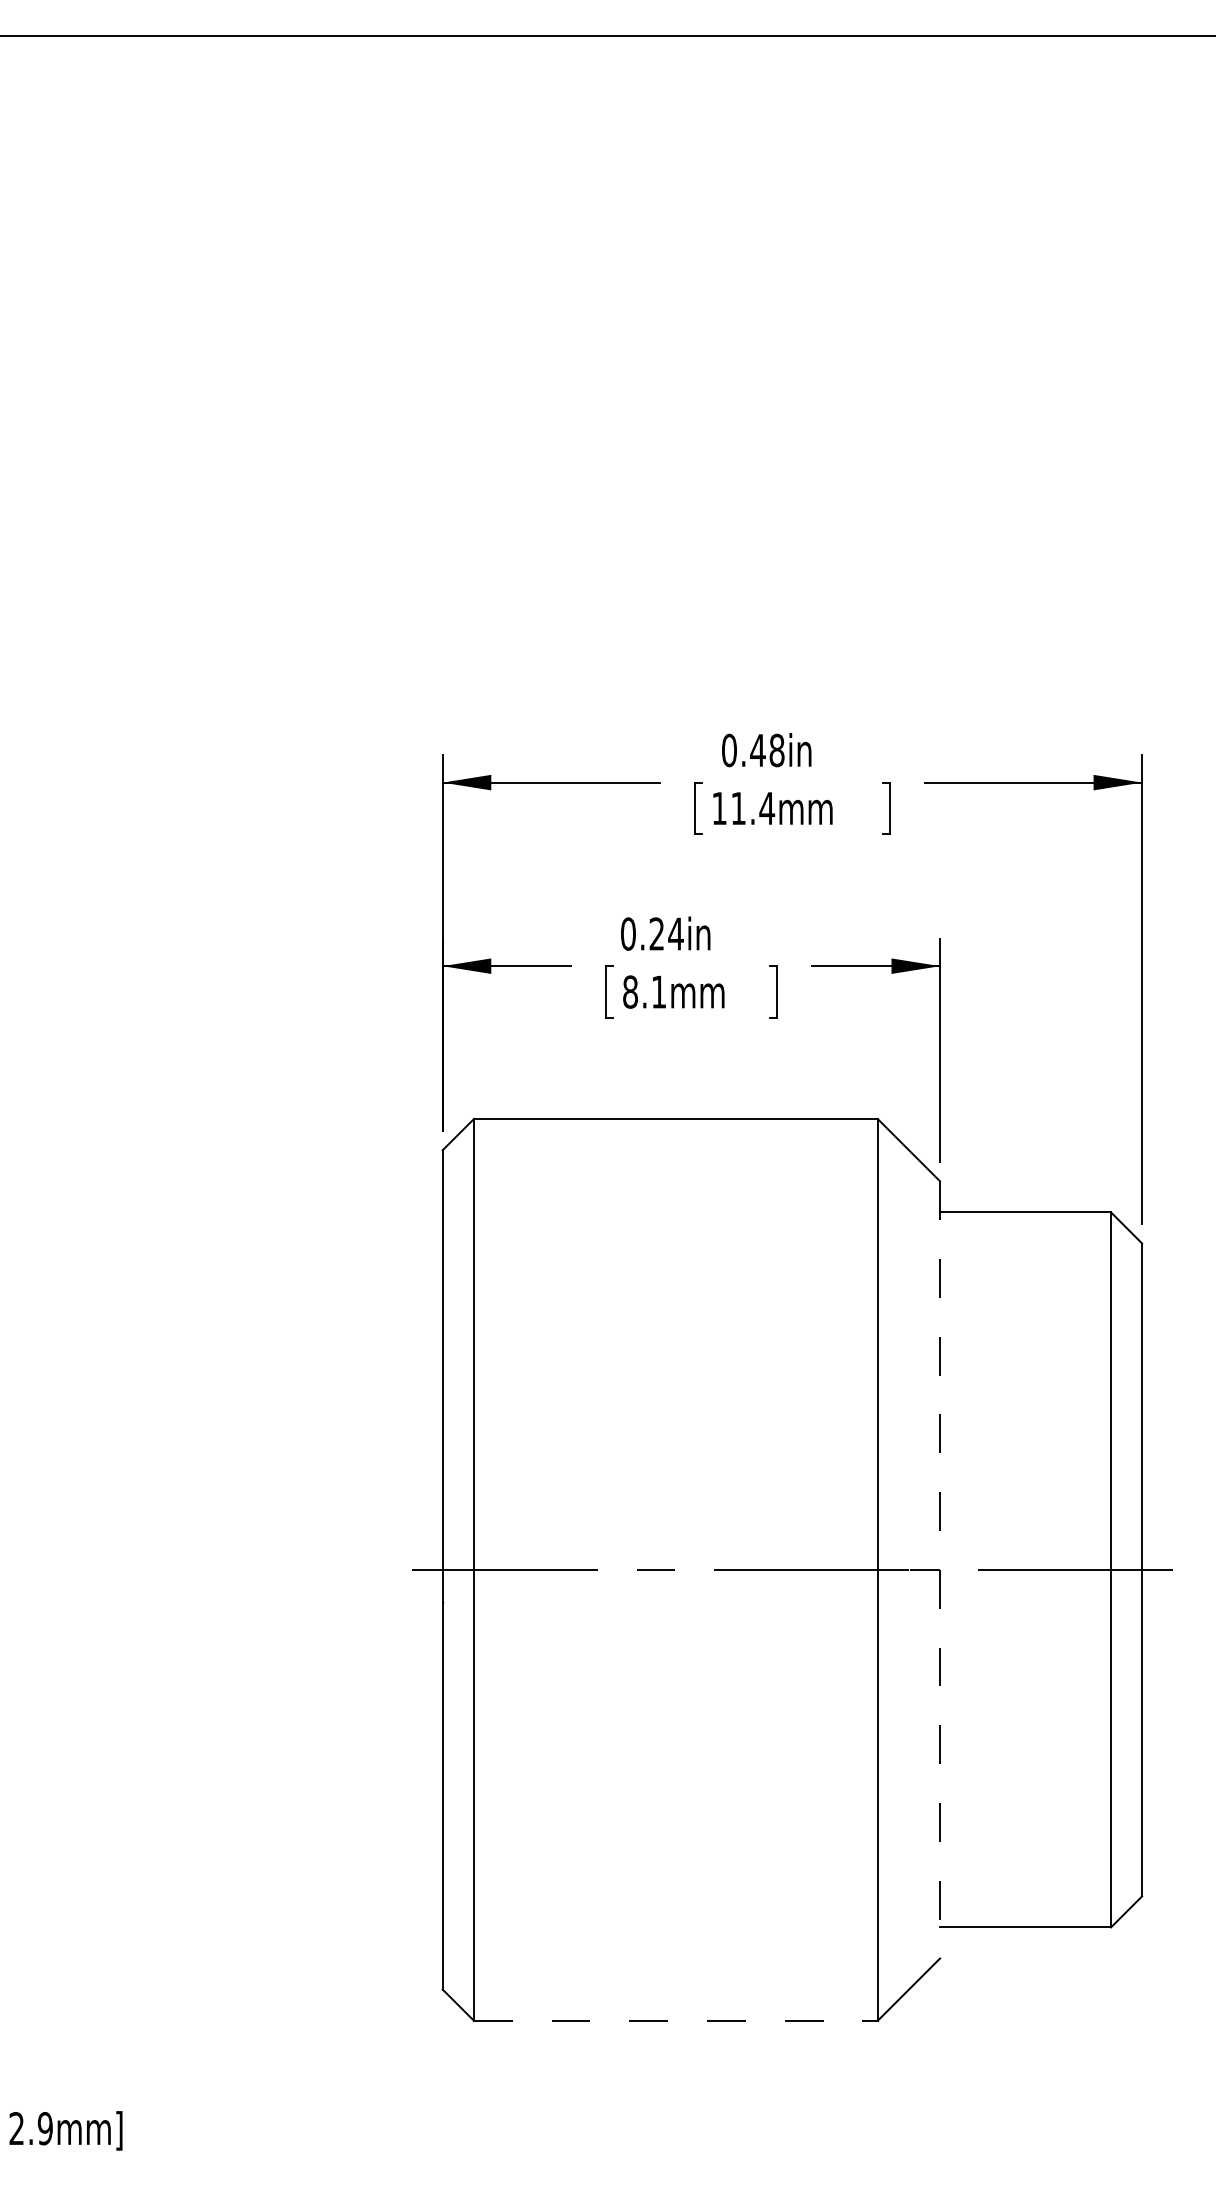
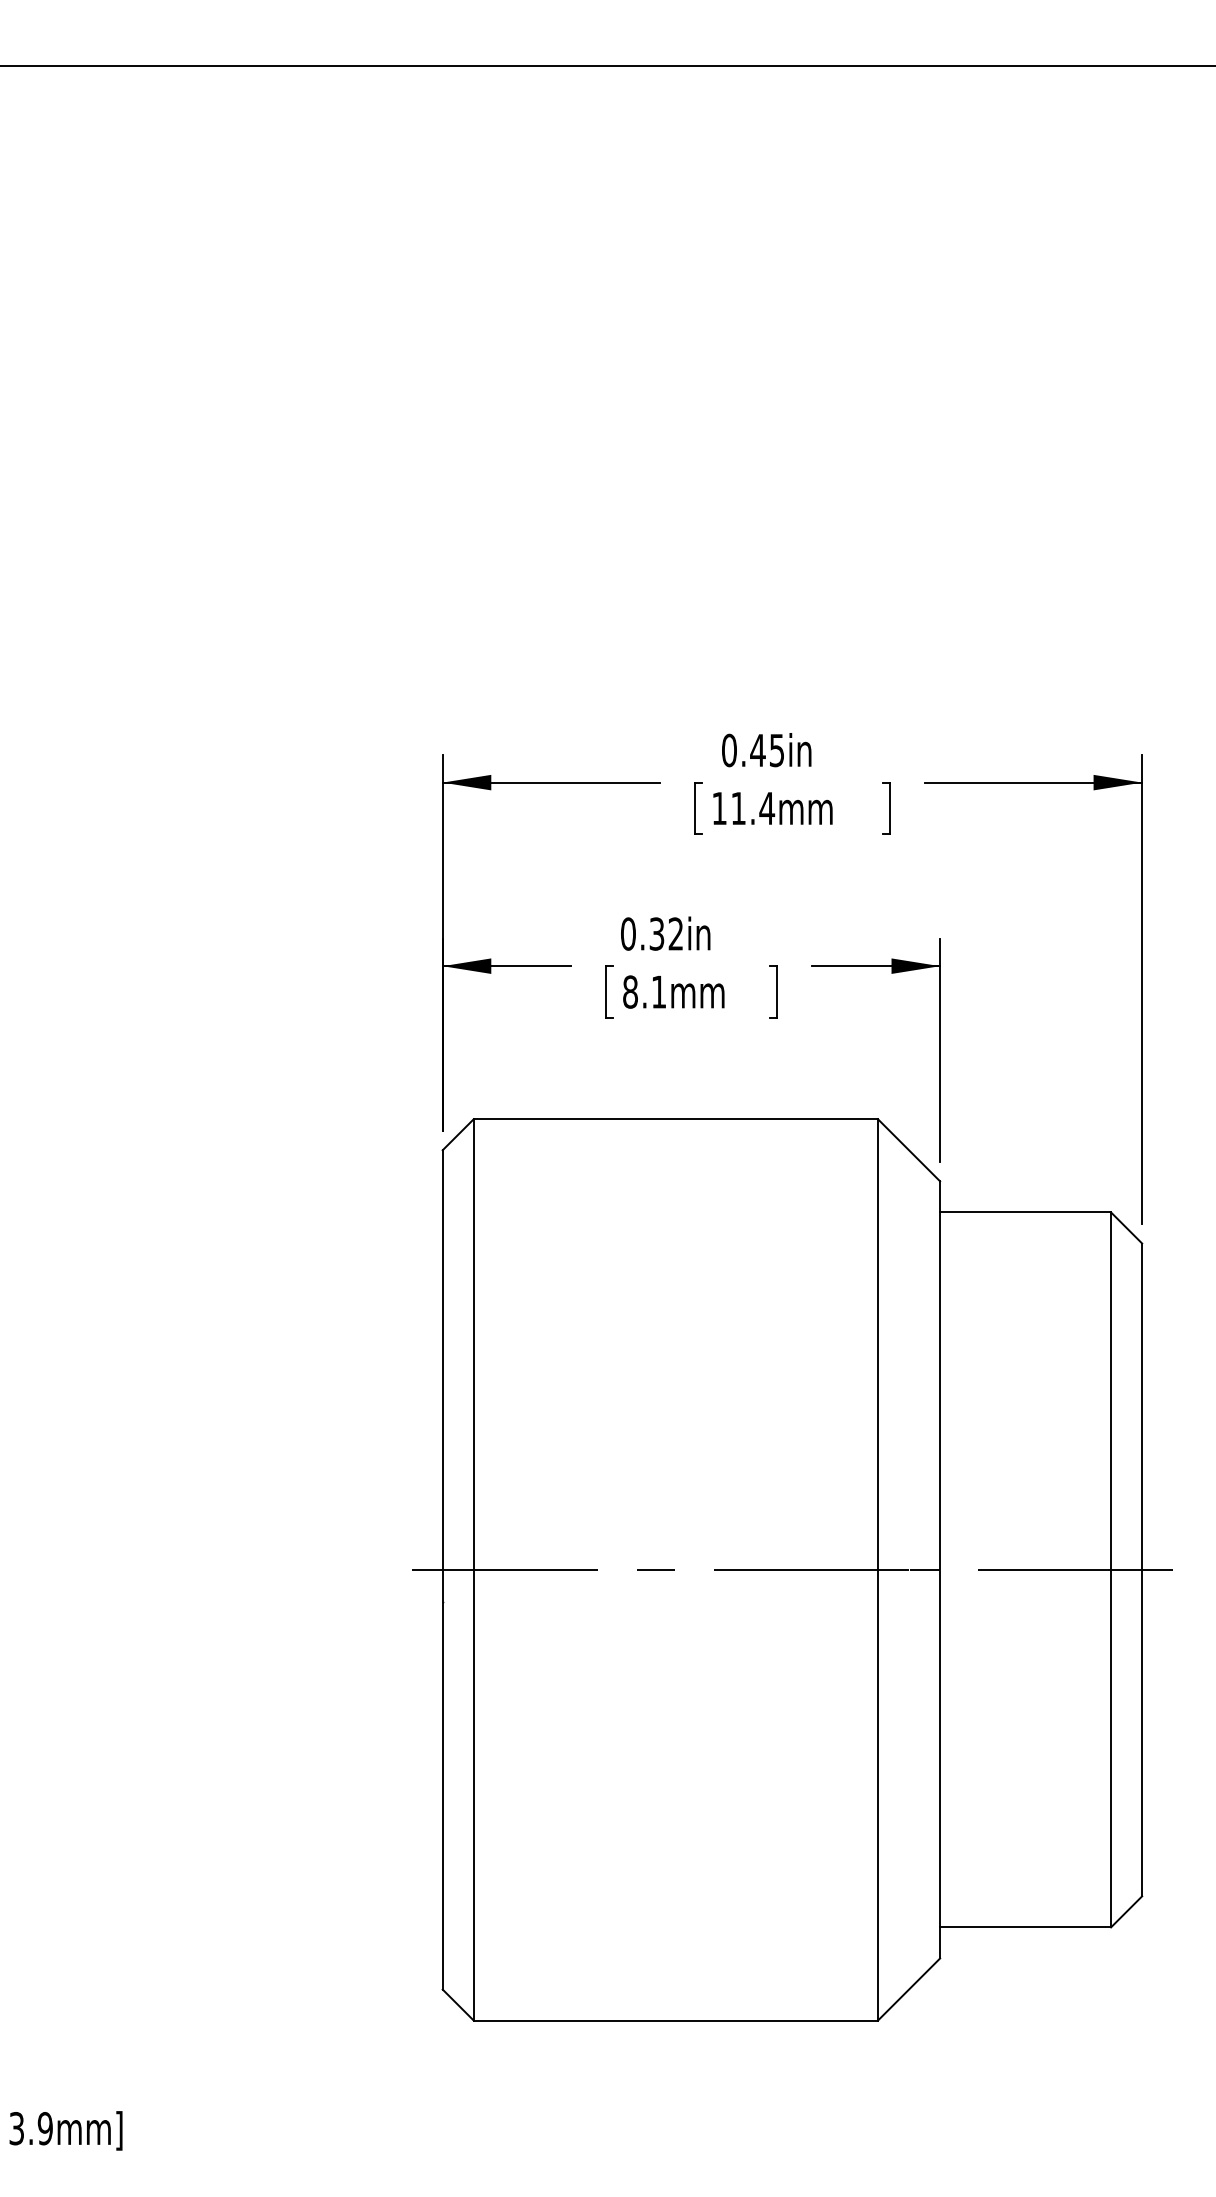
line position: (607, 35) -> (607, 65) (607, 65)
text: 0.48in -> 0.45in (776, 750)
text: 0.24in -> 0.32in (666, 933)
line: dashed -> solid (940, 1569)
line: dashed -> solid (676, 2020)
text: 2.9mm] -> 3.9mm] (16, 2128)
